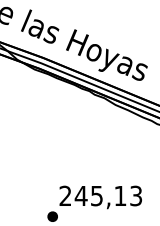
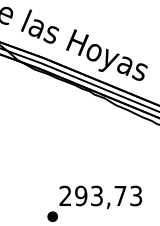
text: 245,13 -> 293,73 (100, 195)
